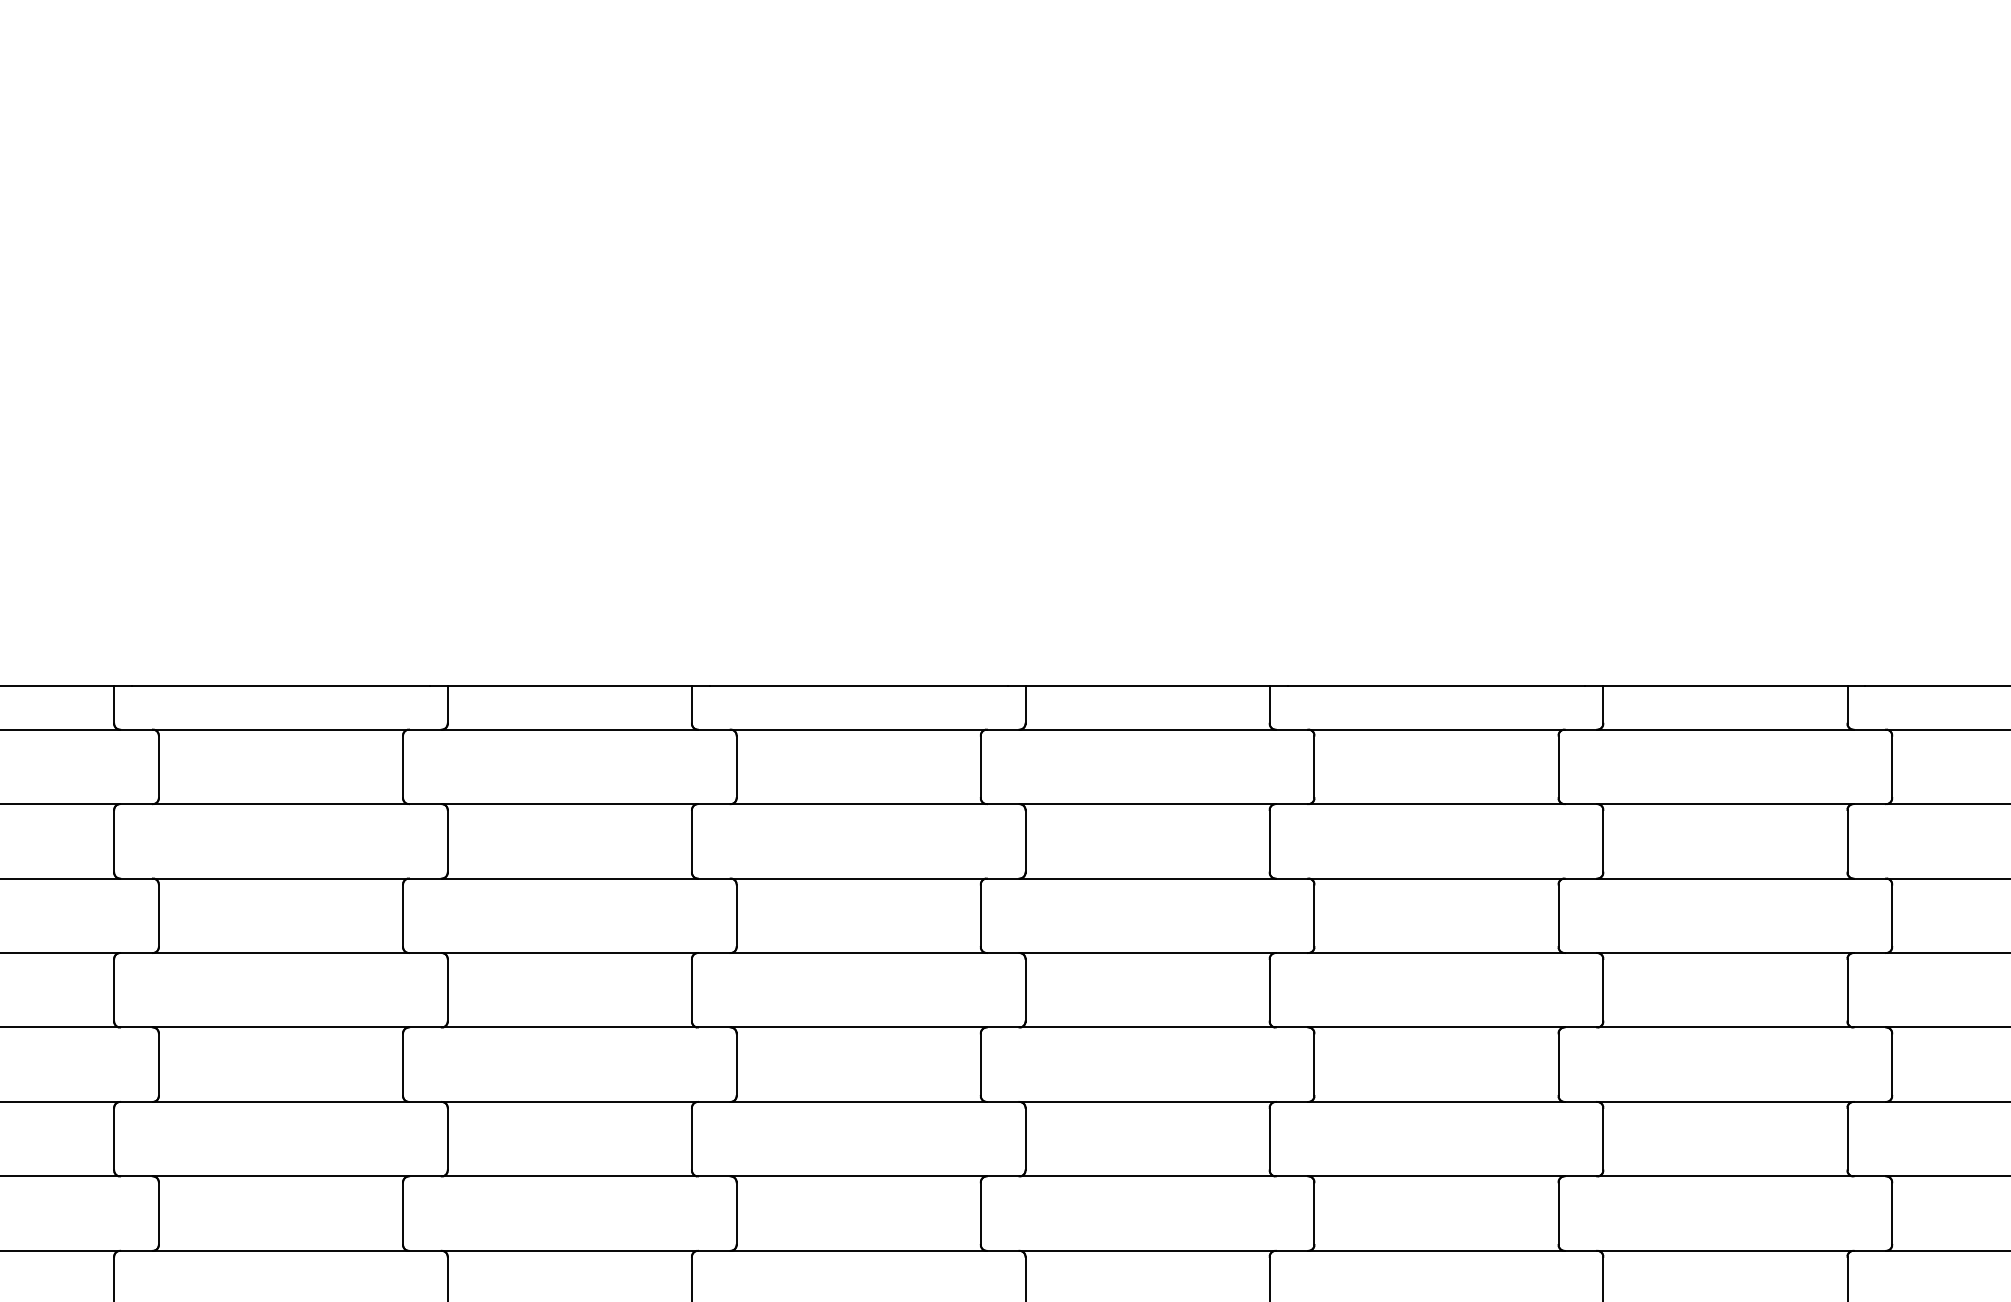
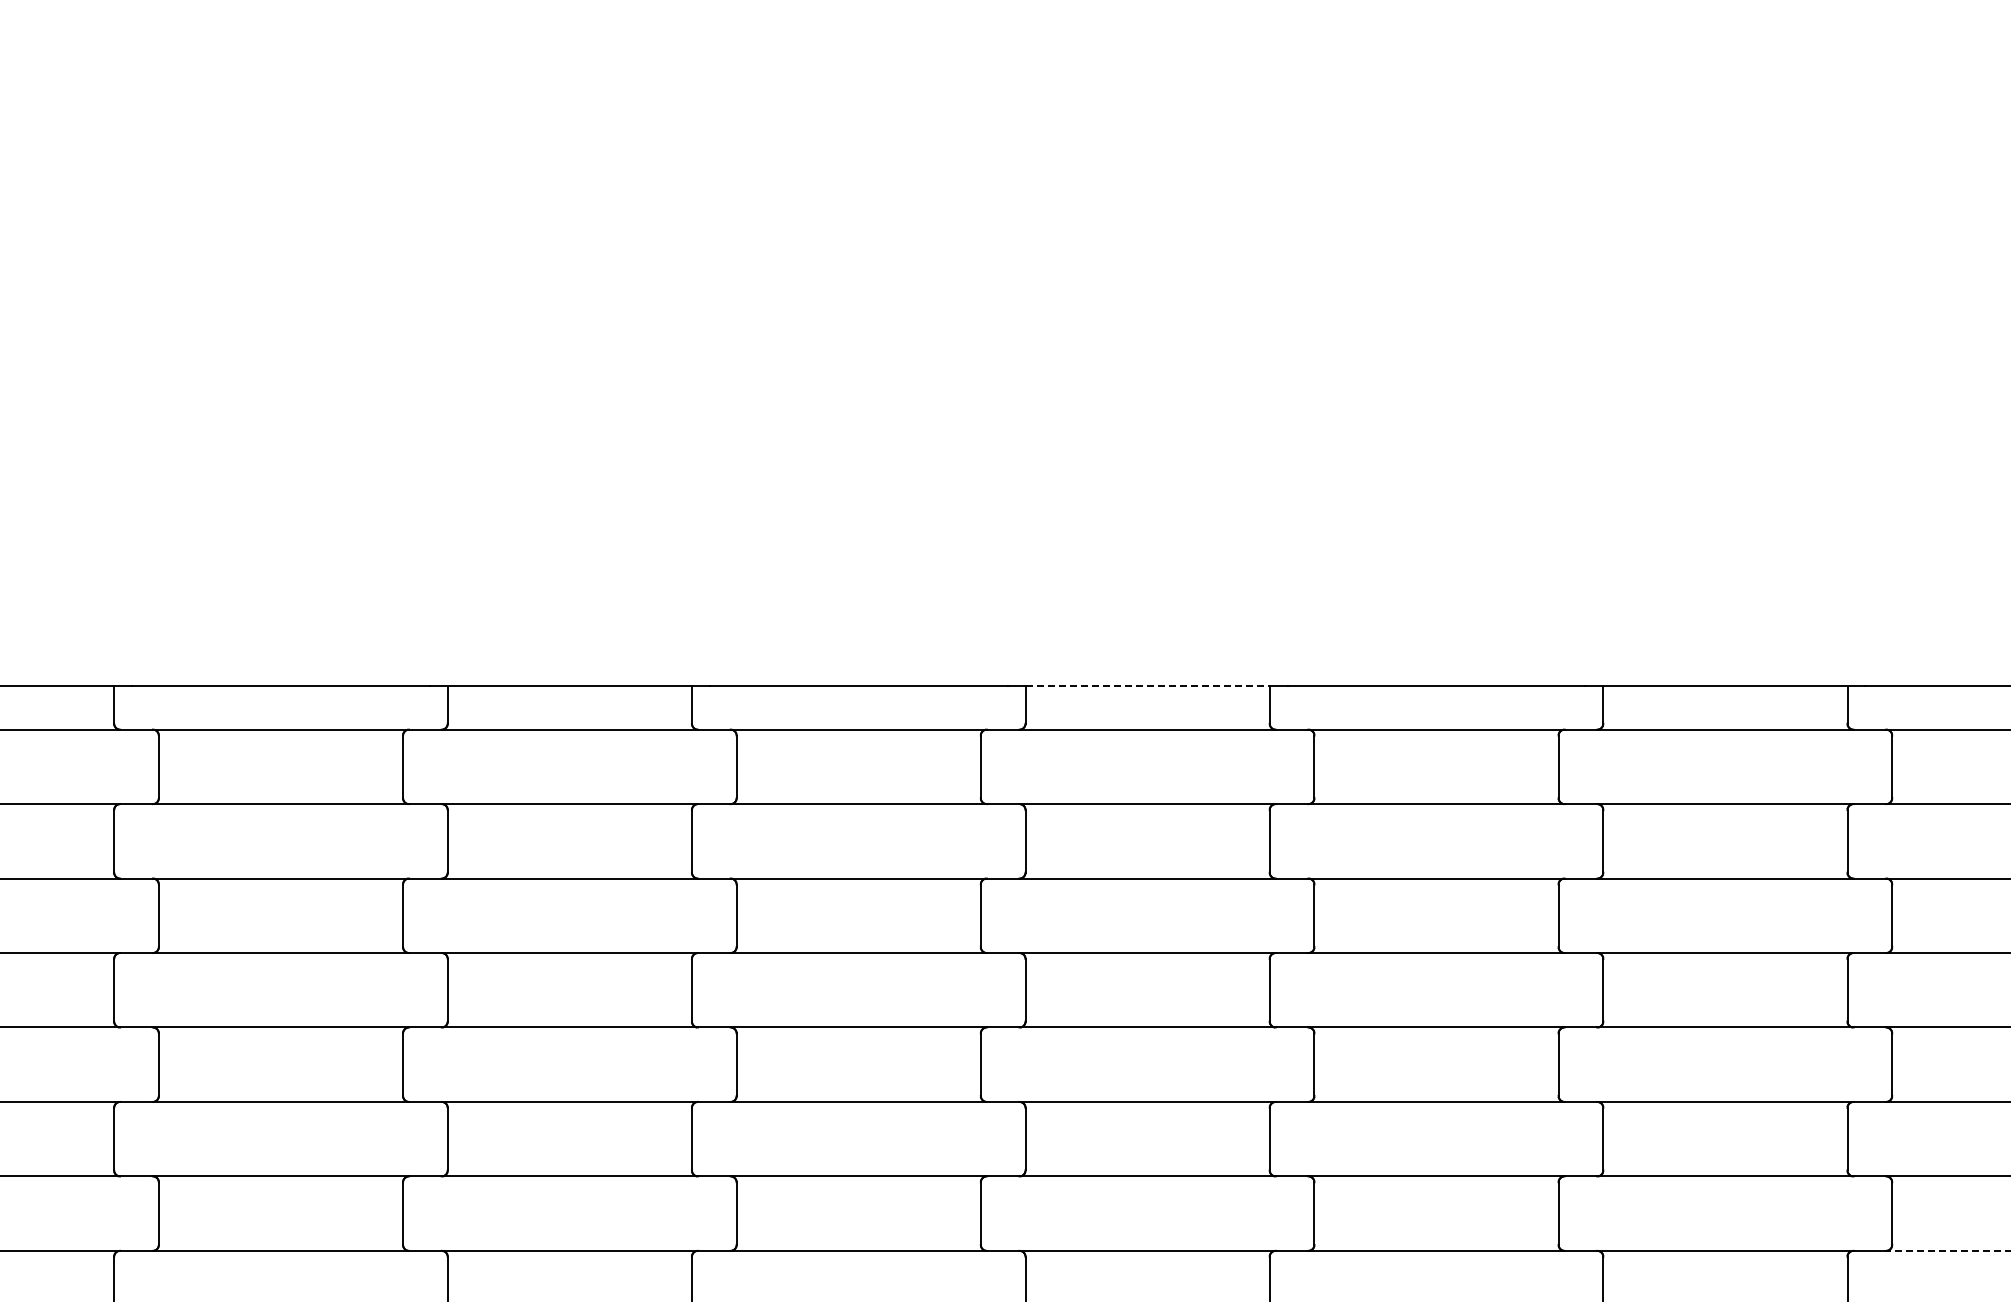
line: solid -> dashed (1148, 685)
line: solid -> dashed (1948, 1250)
